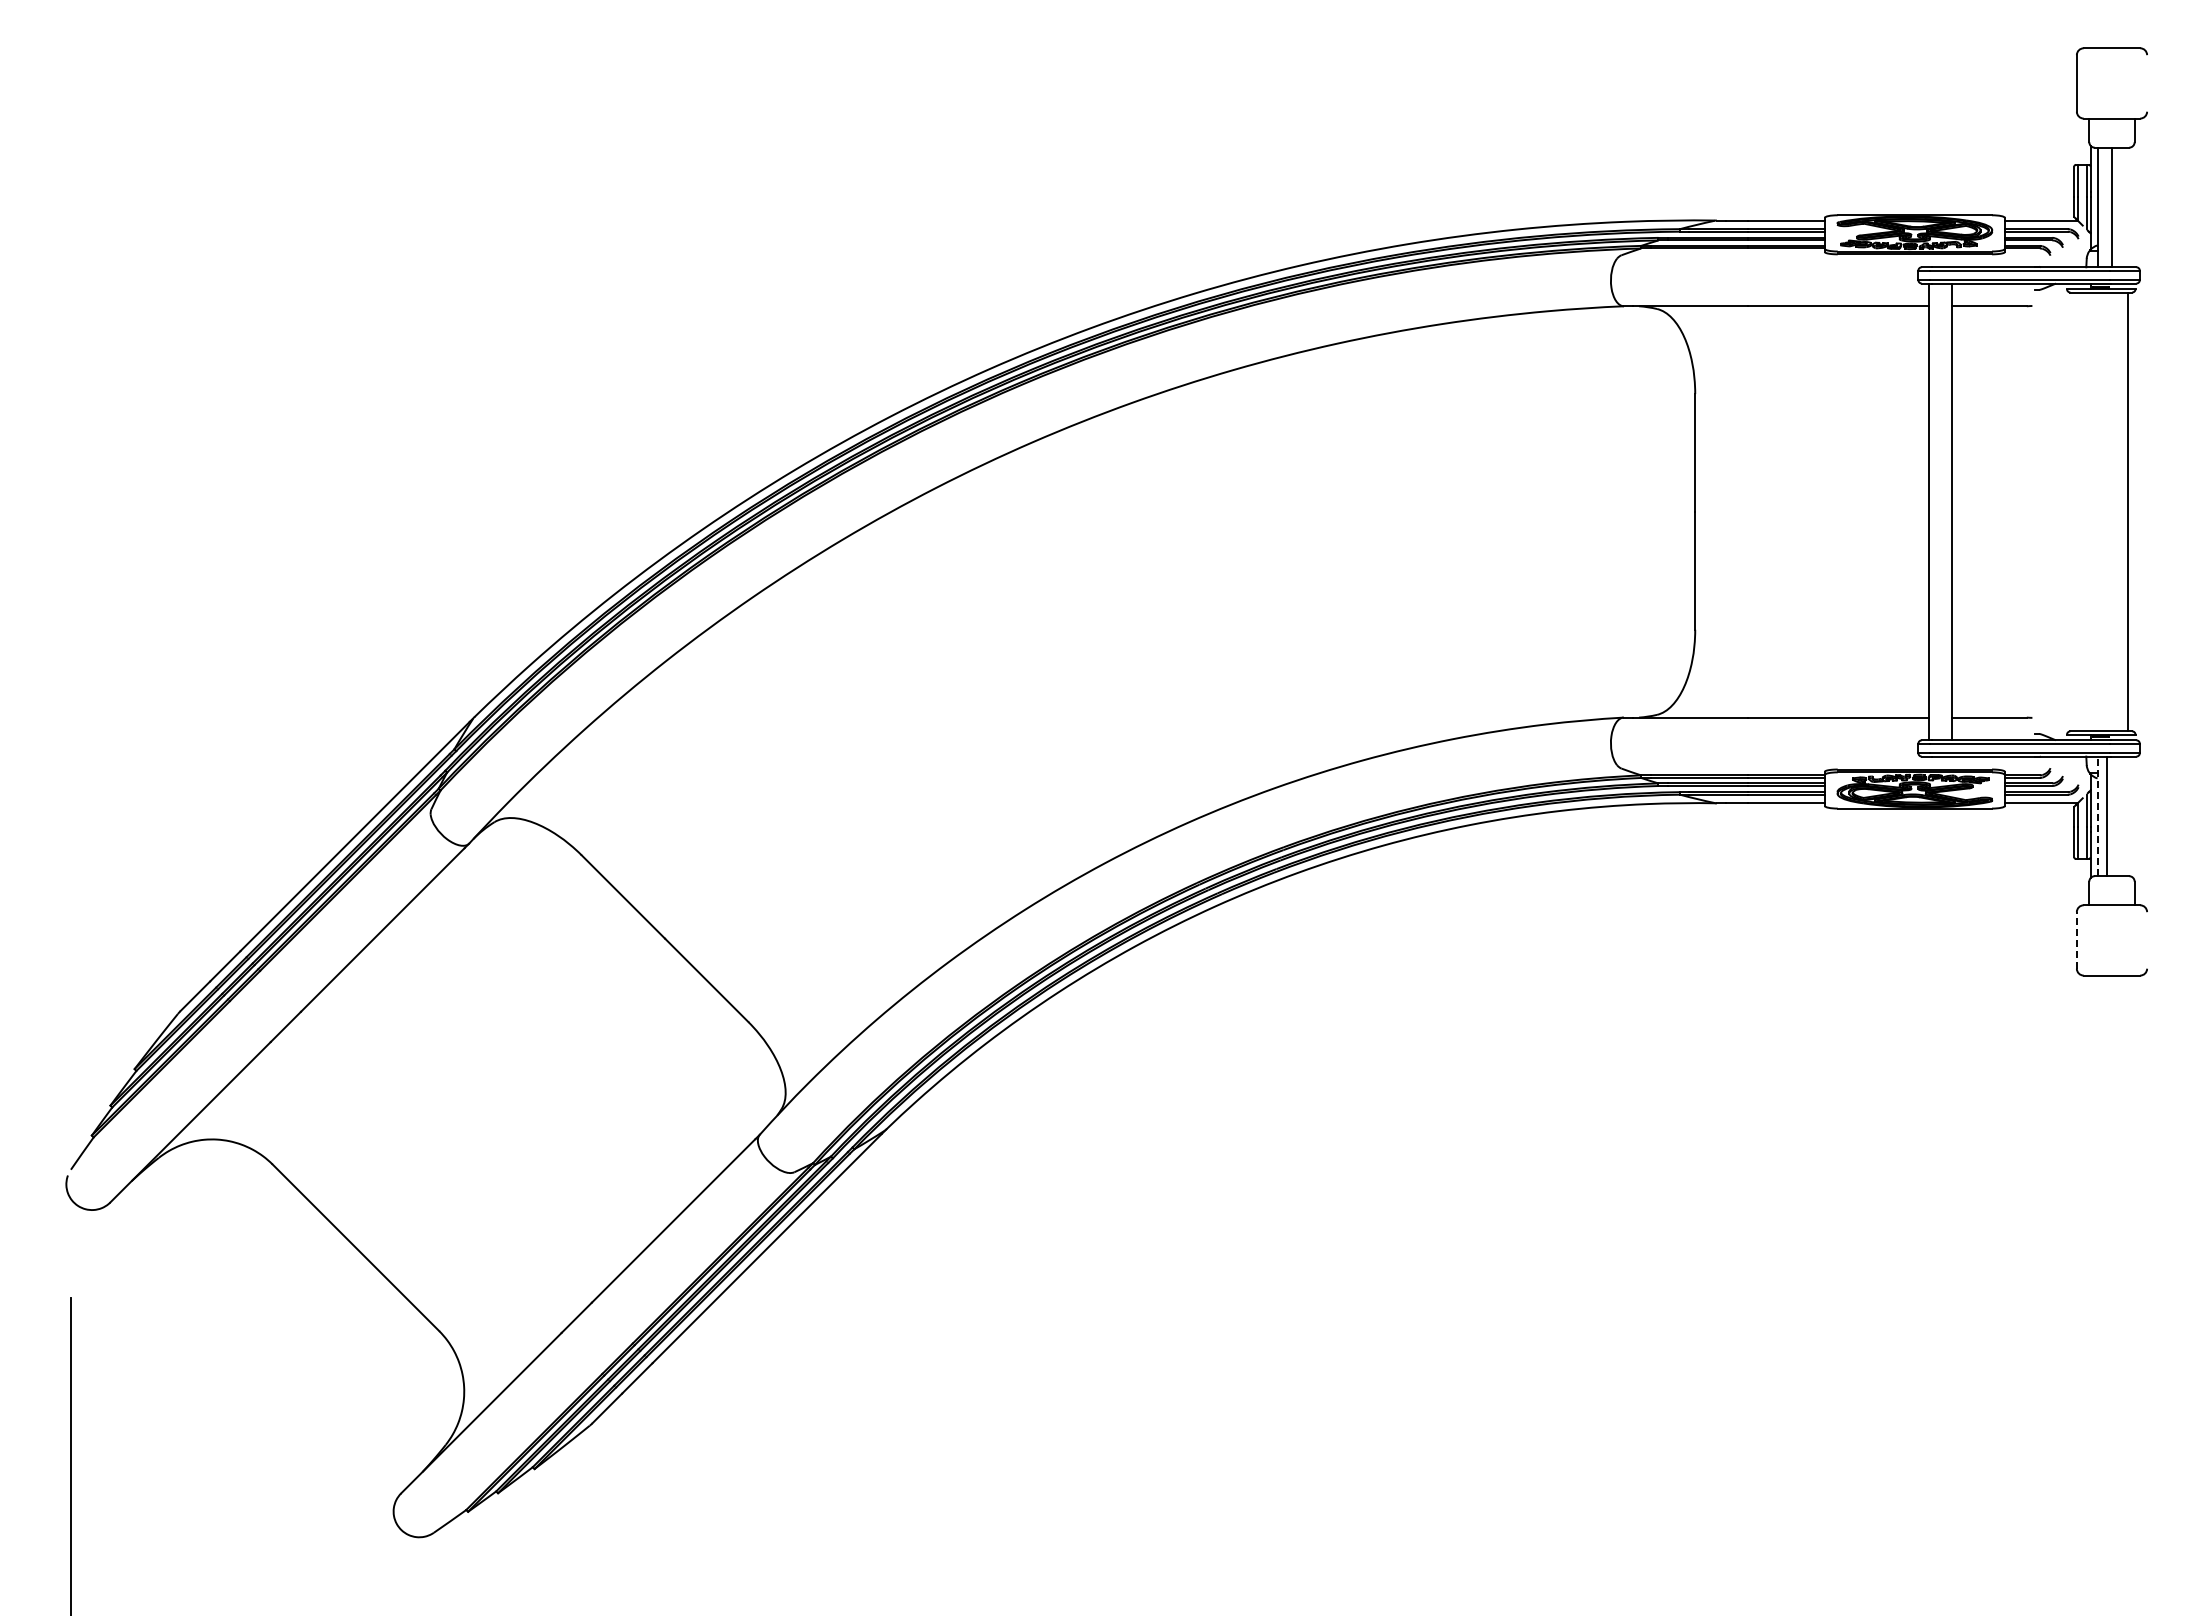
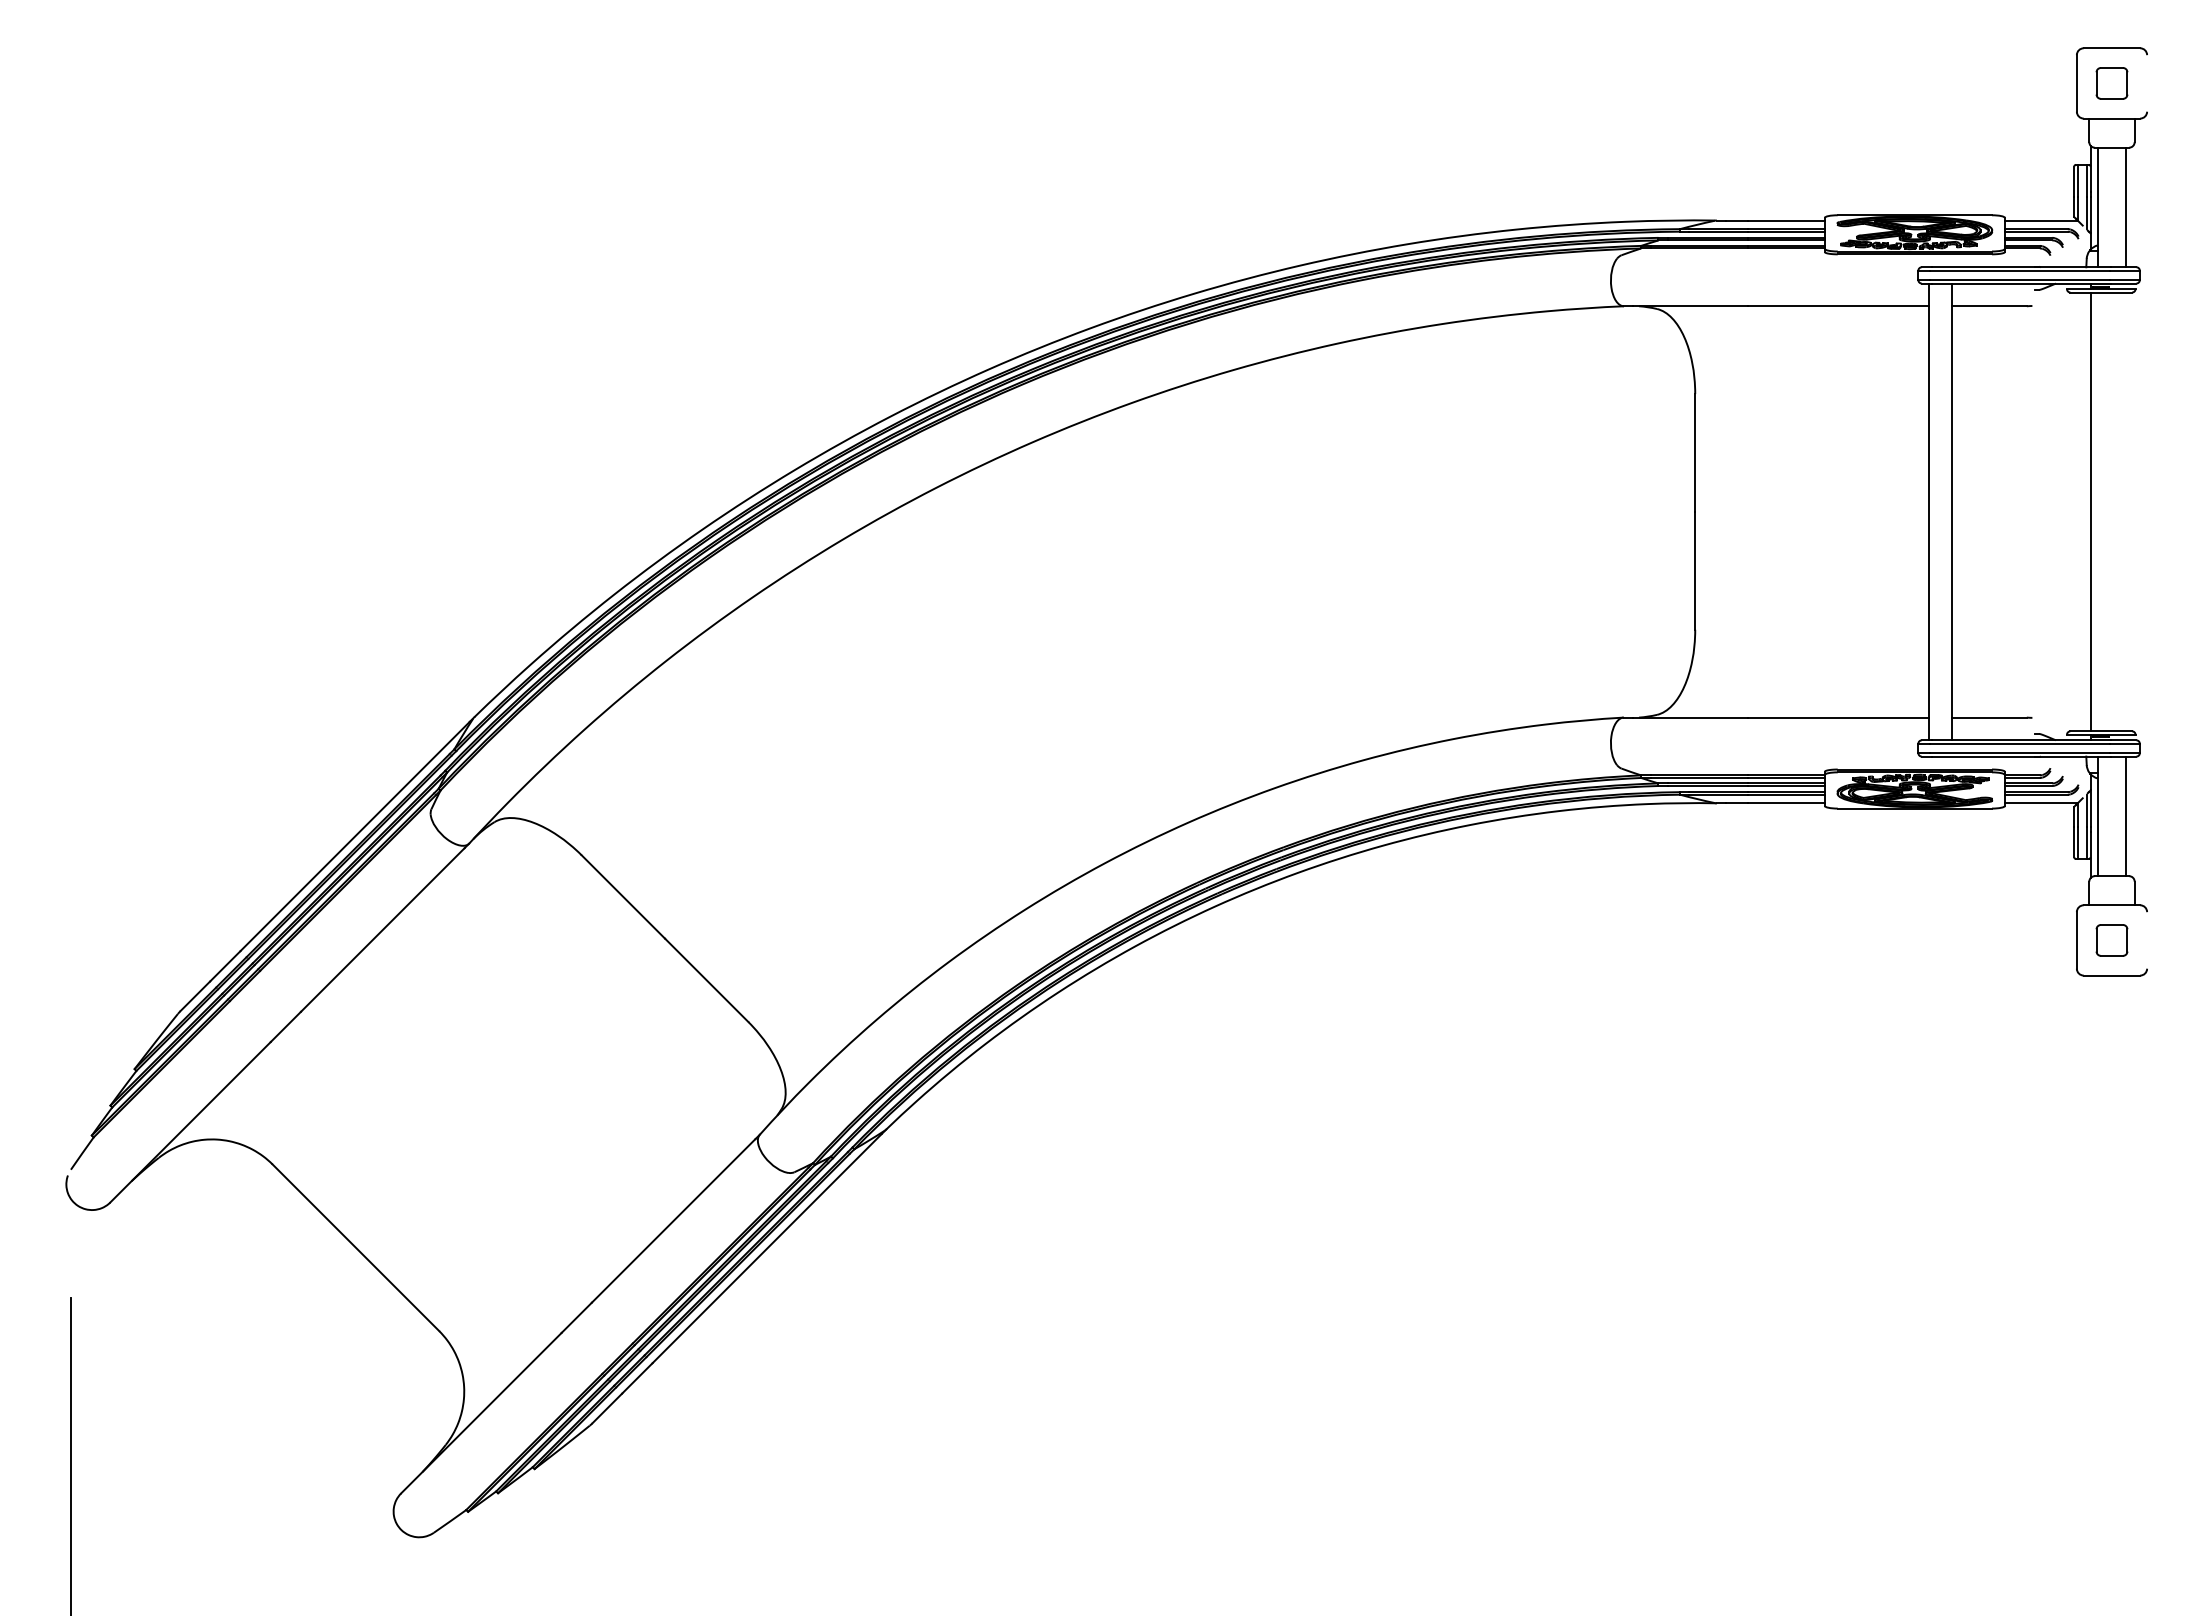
part: none -> present (2111, 83)
line position: (2112, 207) -> (2126, 207) (2126, 207)
line position: (2127, 511) -> (2090, 511) (2090, 511)
line: dashed -> solid (2097, 816)
line position: (2107, 816) -> (2126, 816) (2126, 816)
line: dashed -> solid (2076, 939)
part: none -> present (2111, 940)
